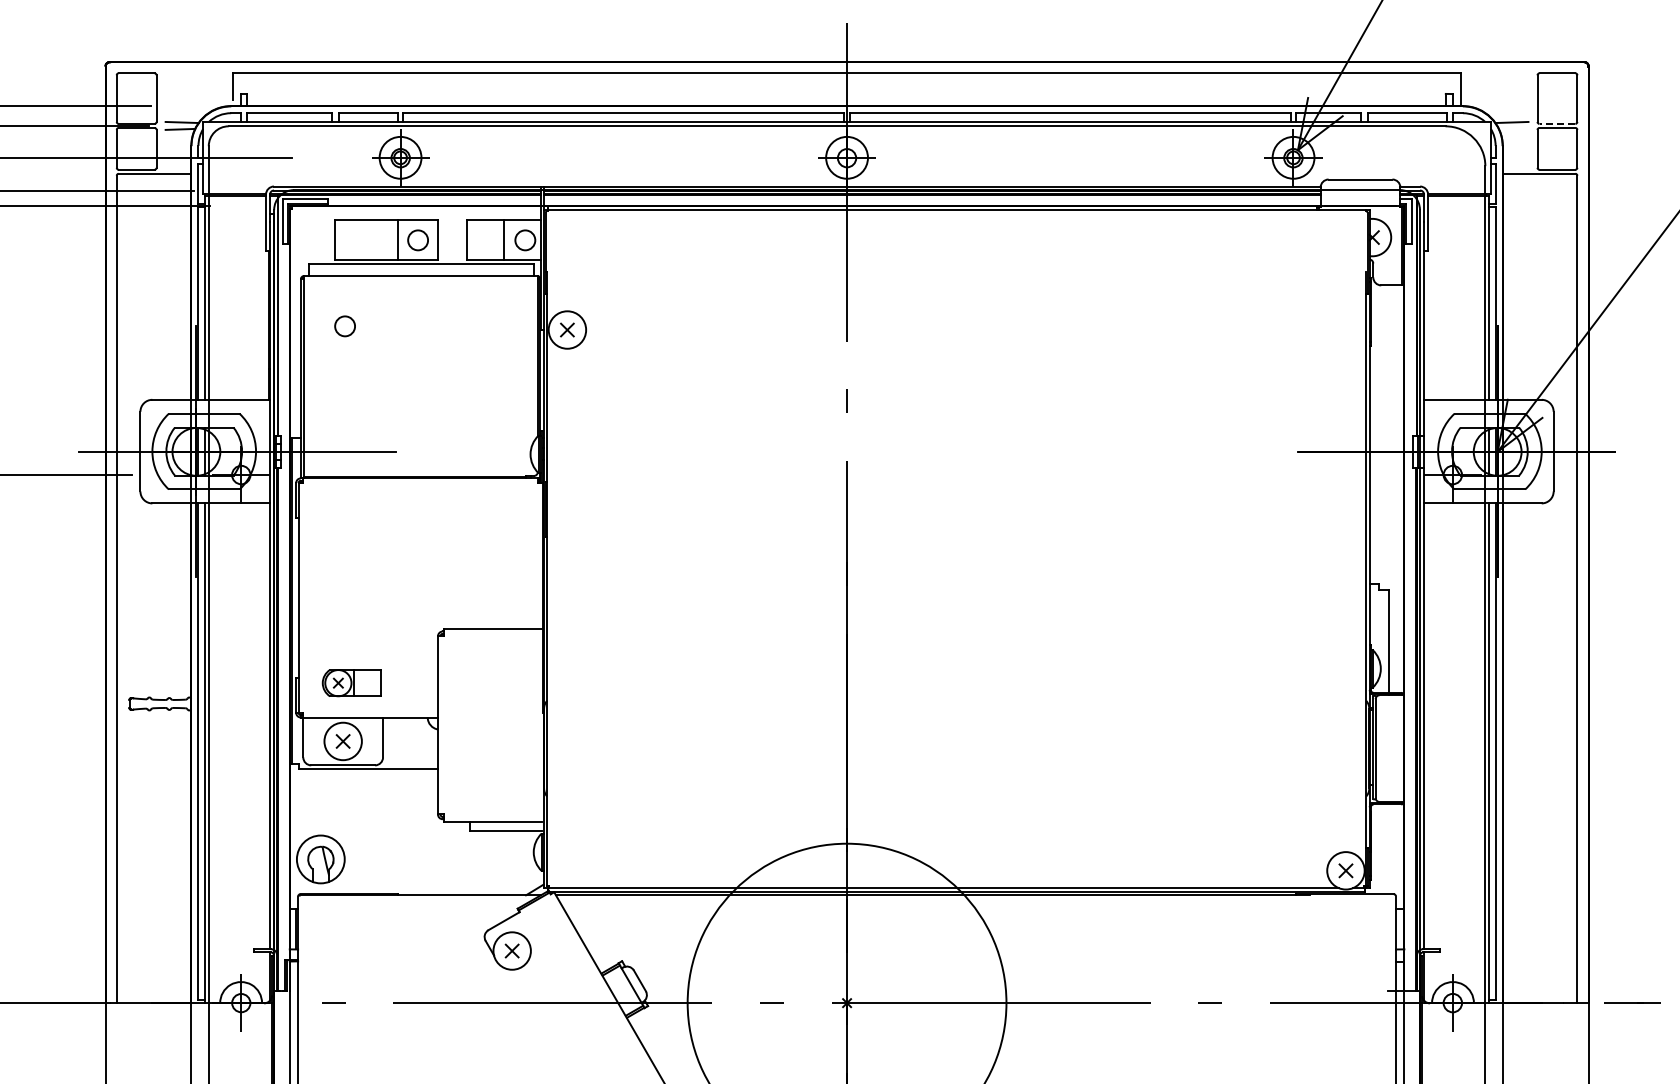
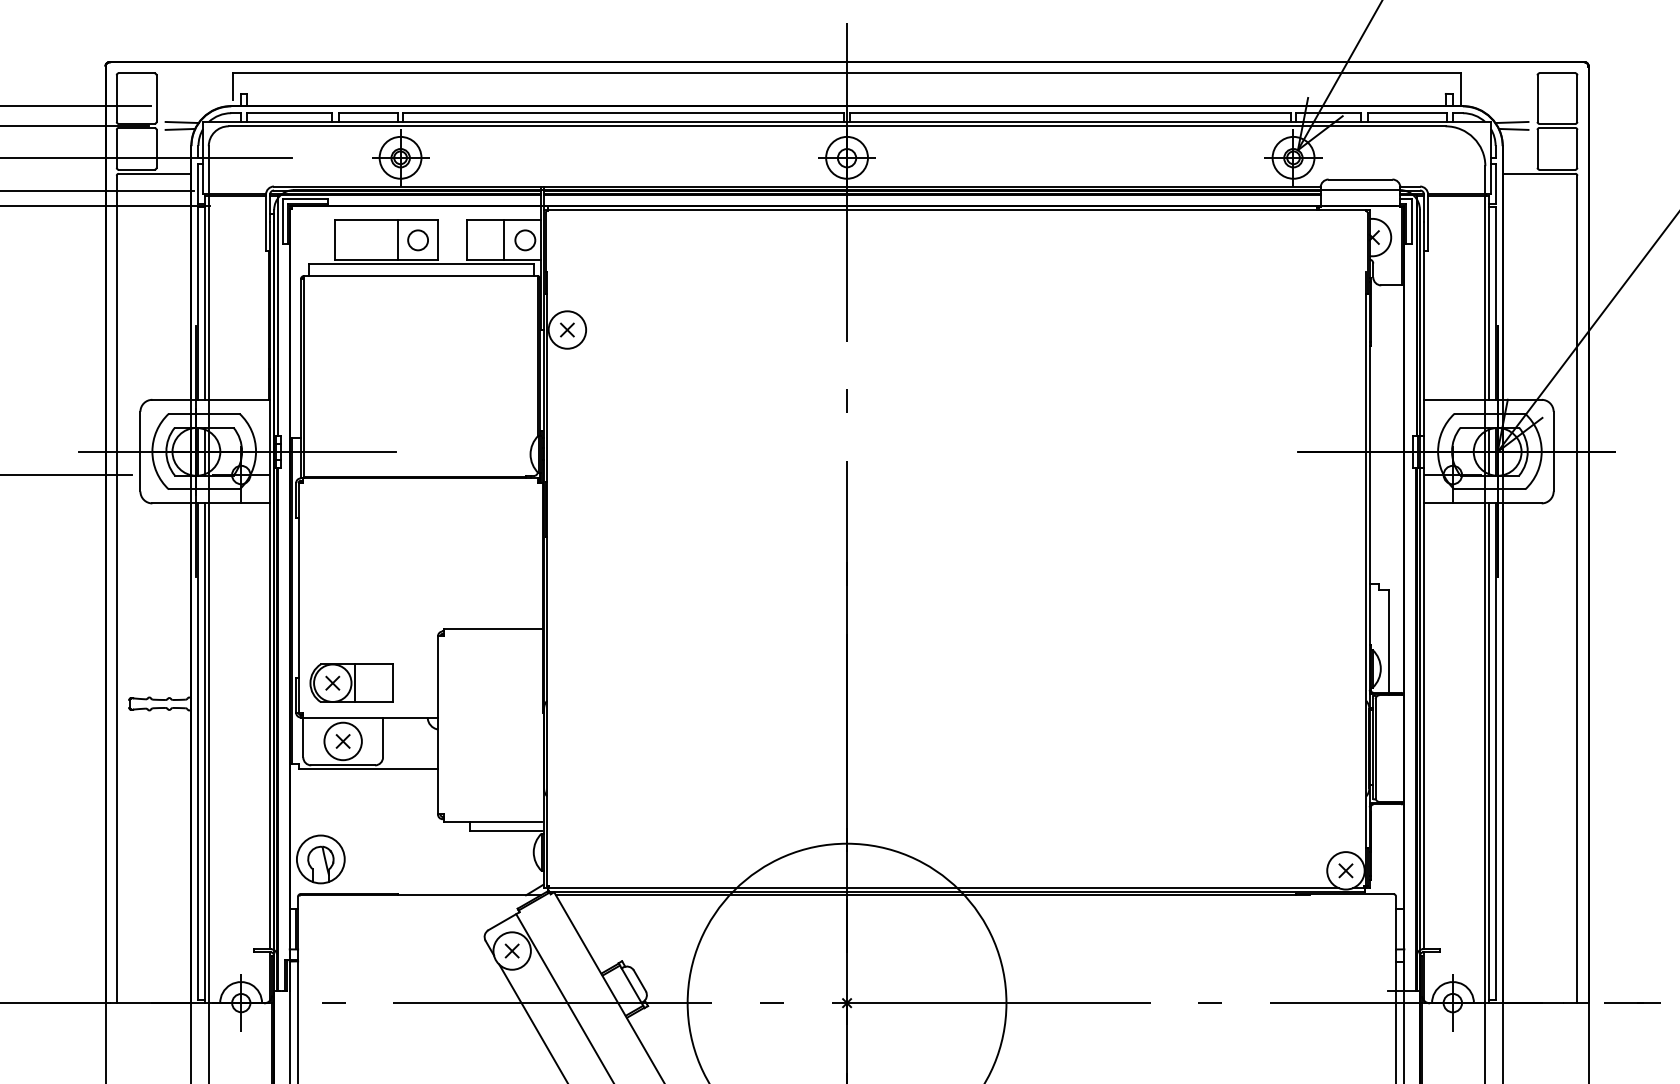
line: dashed -> solid (1557, 123)
line: none -> present (1513, 128)
circle: present -> none (344, 326)
part size: 61x29 px -> 85x40 px (351, 682)
line: none -> present (564, 997)
line: none -> present (532, 1022)
